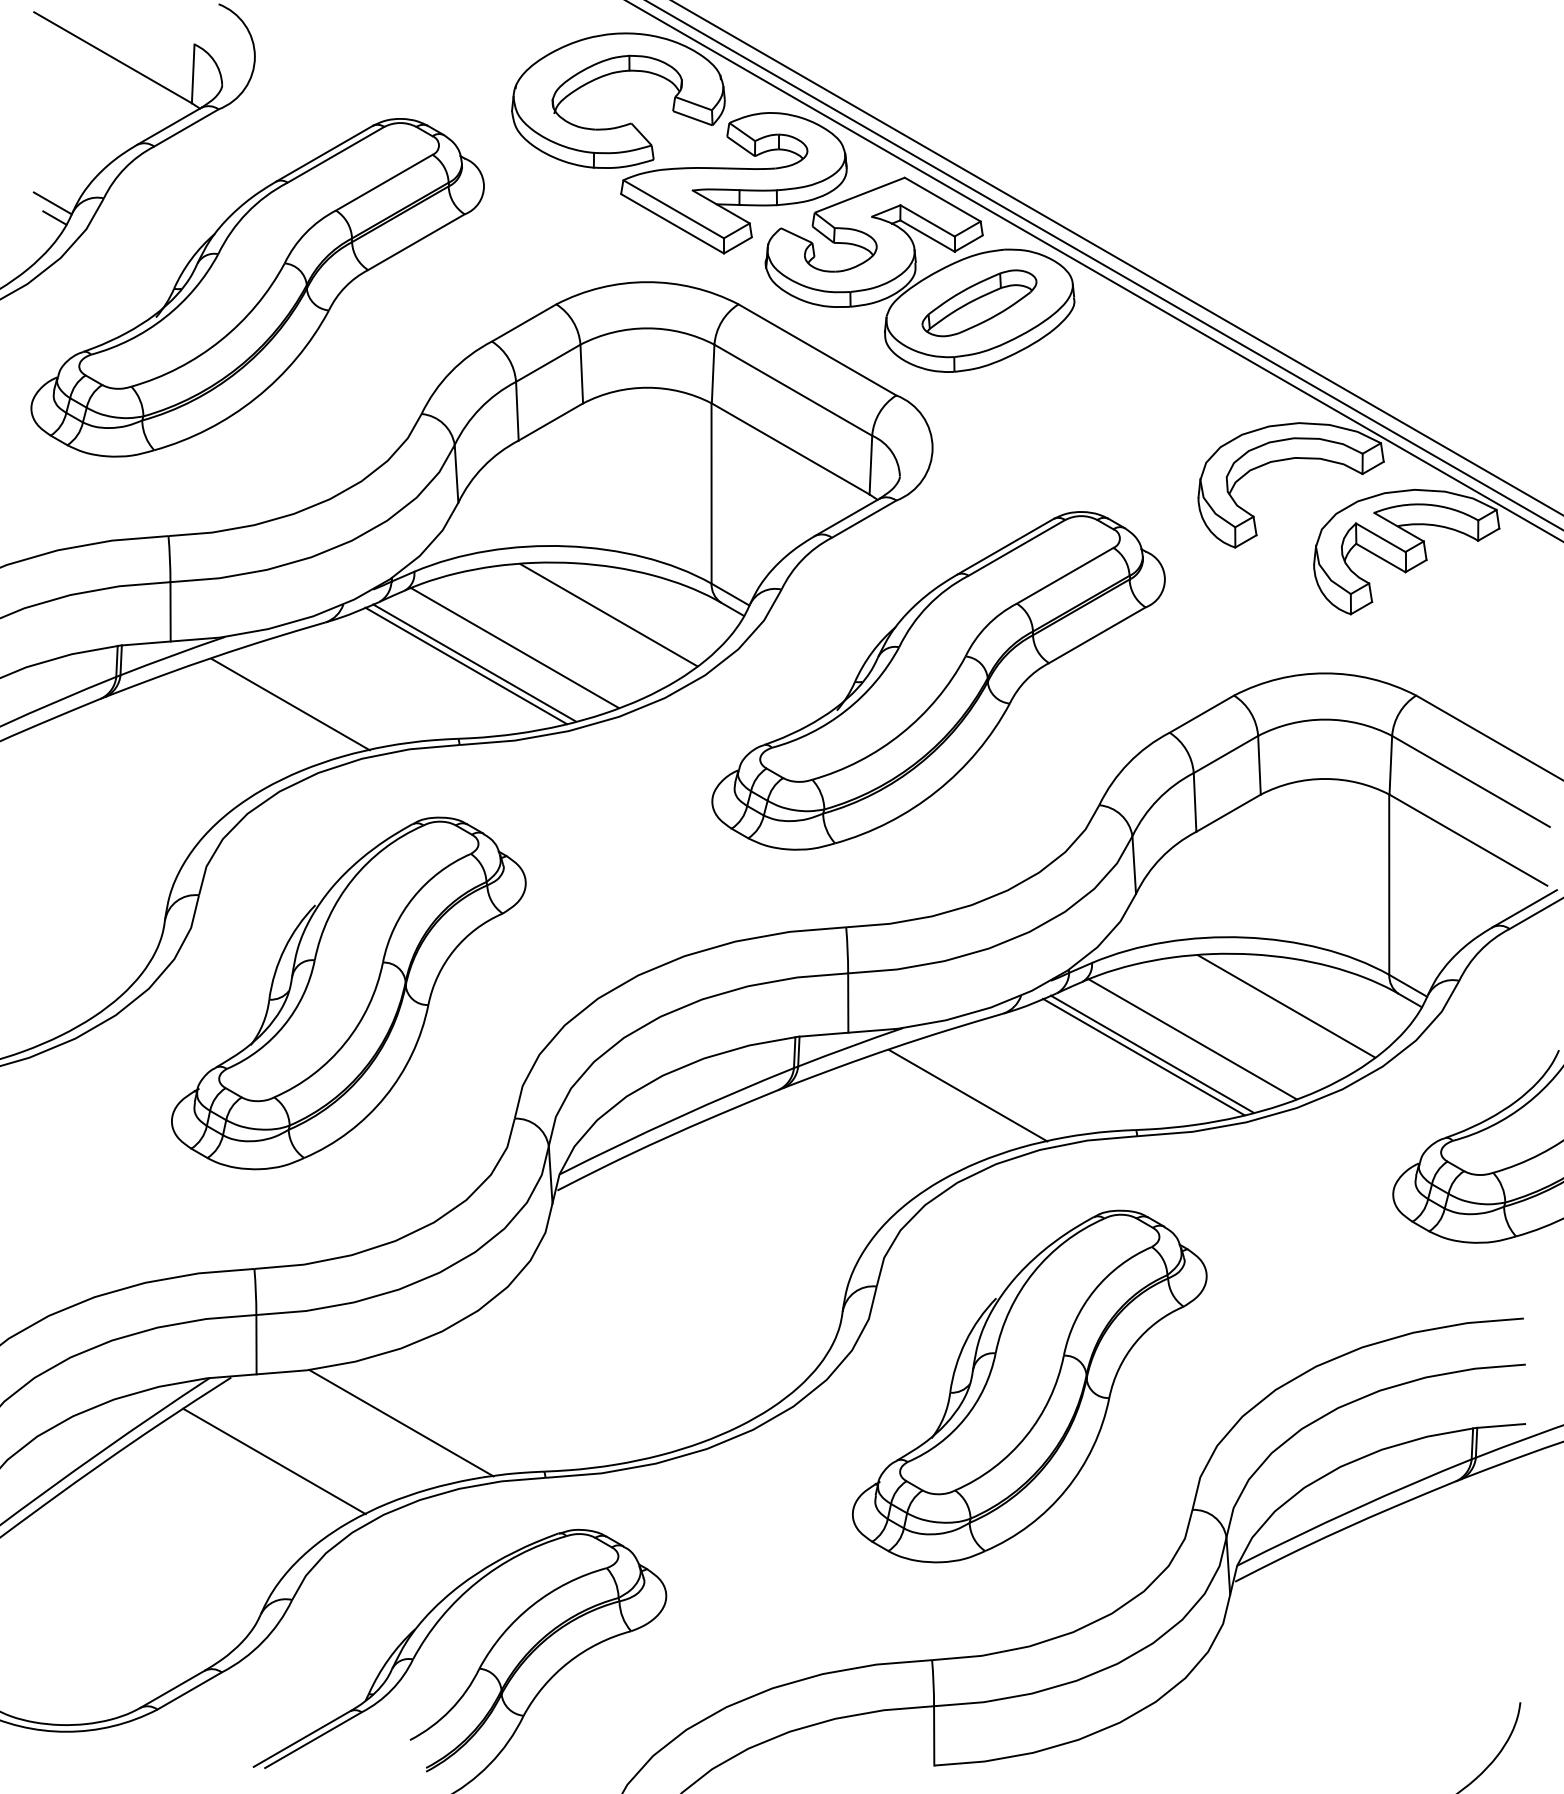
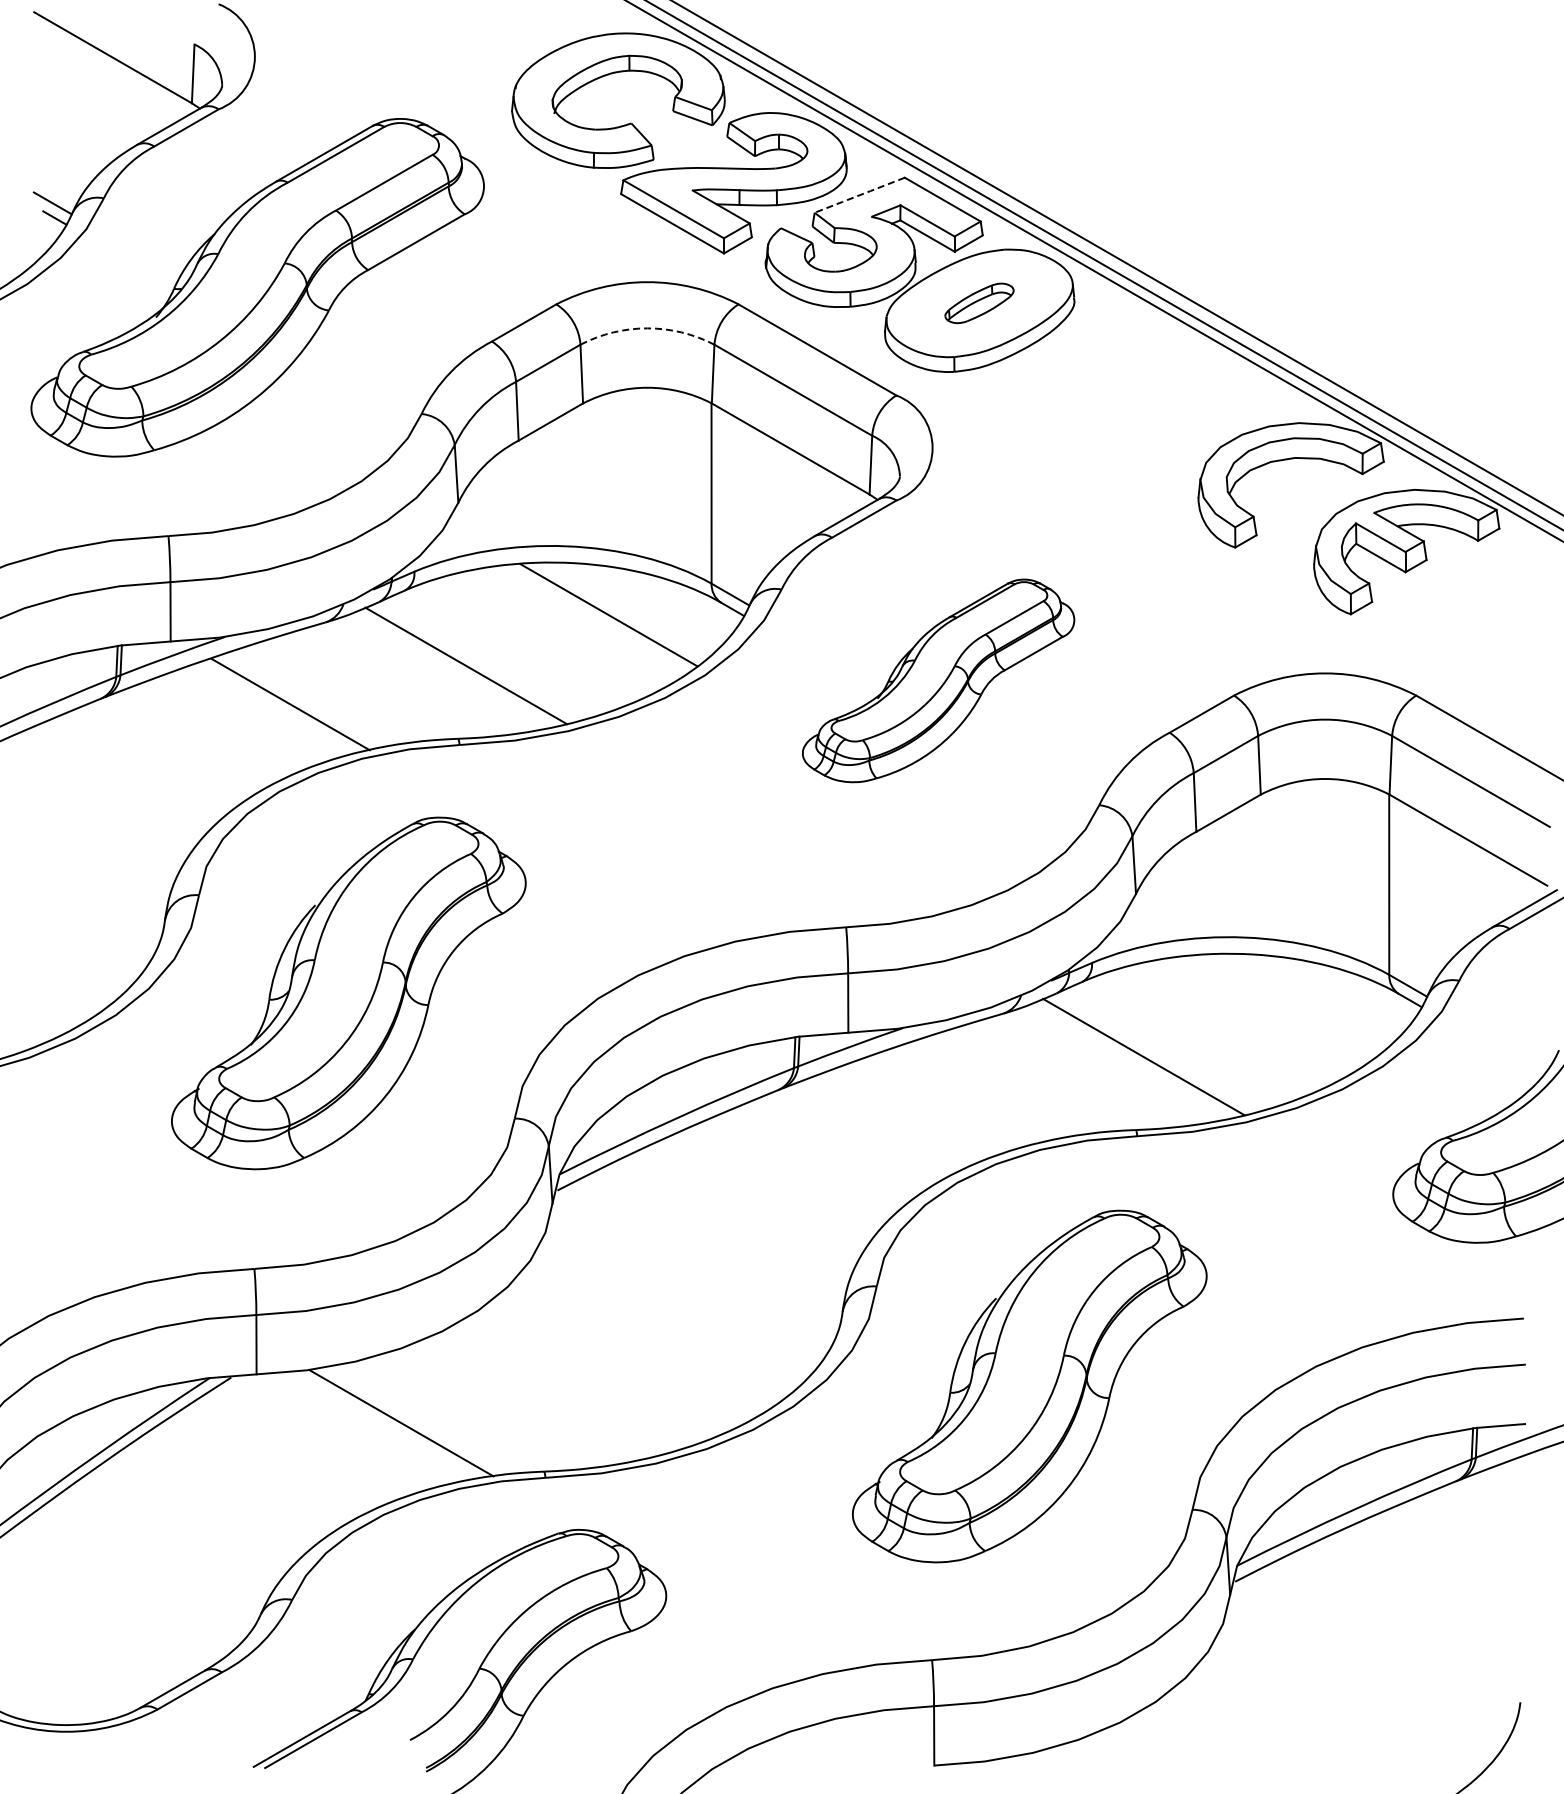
line: solid -> dashed (858, 195)
part size: 117x69 px -> 71x43 px (979, 303)
arc: solid -> dashed (647, 328)
line: present -> none (514, 648)
line: present -> none (474, 662)
part size: 455x340 px -> 275x206 px (938, 680)
line: present -> none (1286, 1006)
line: present -> none (1192, 1039)
line: present -> none (1151, 1053)
line: present -> none (968, 1095)
line: present -> none (274, 1461)
